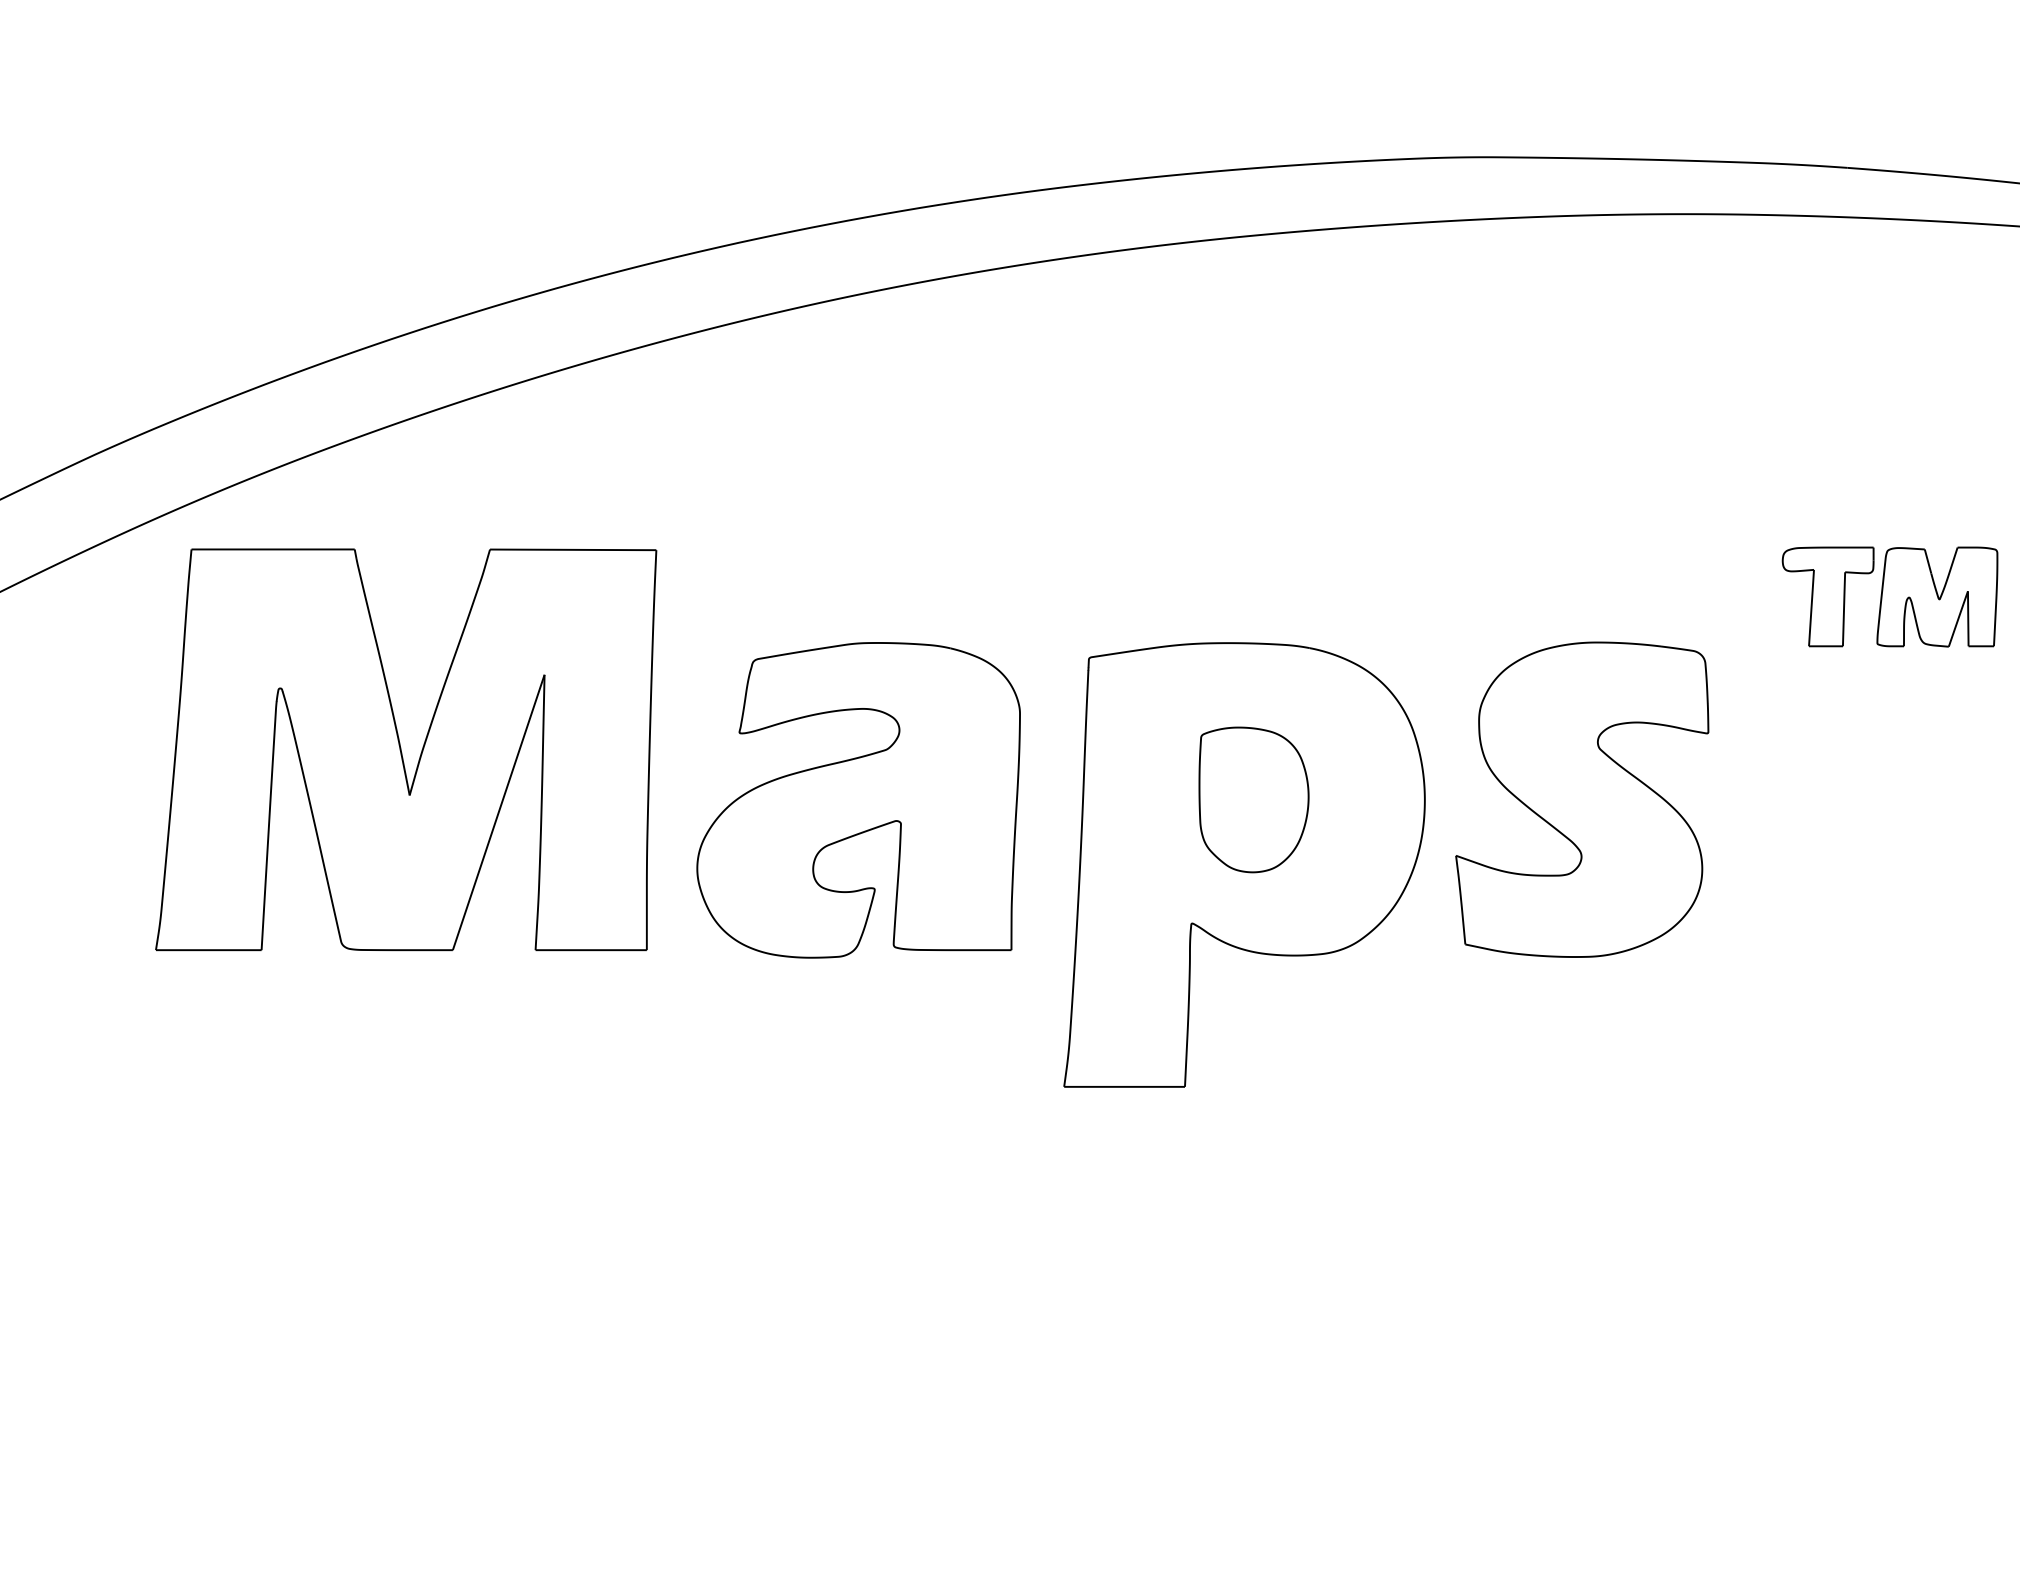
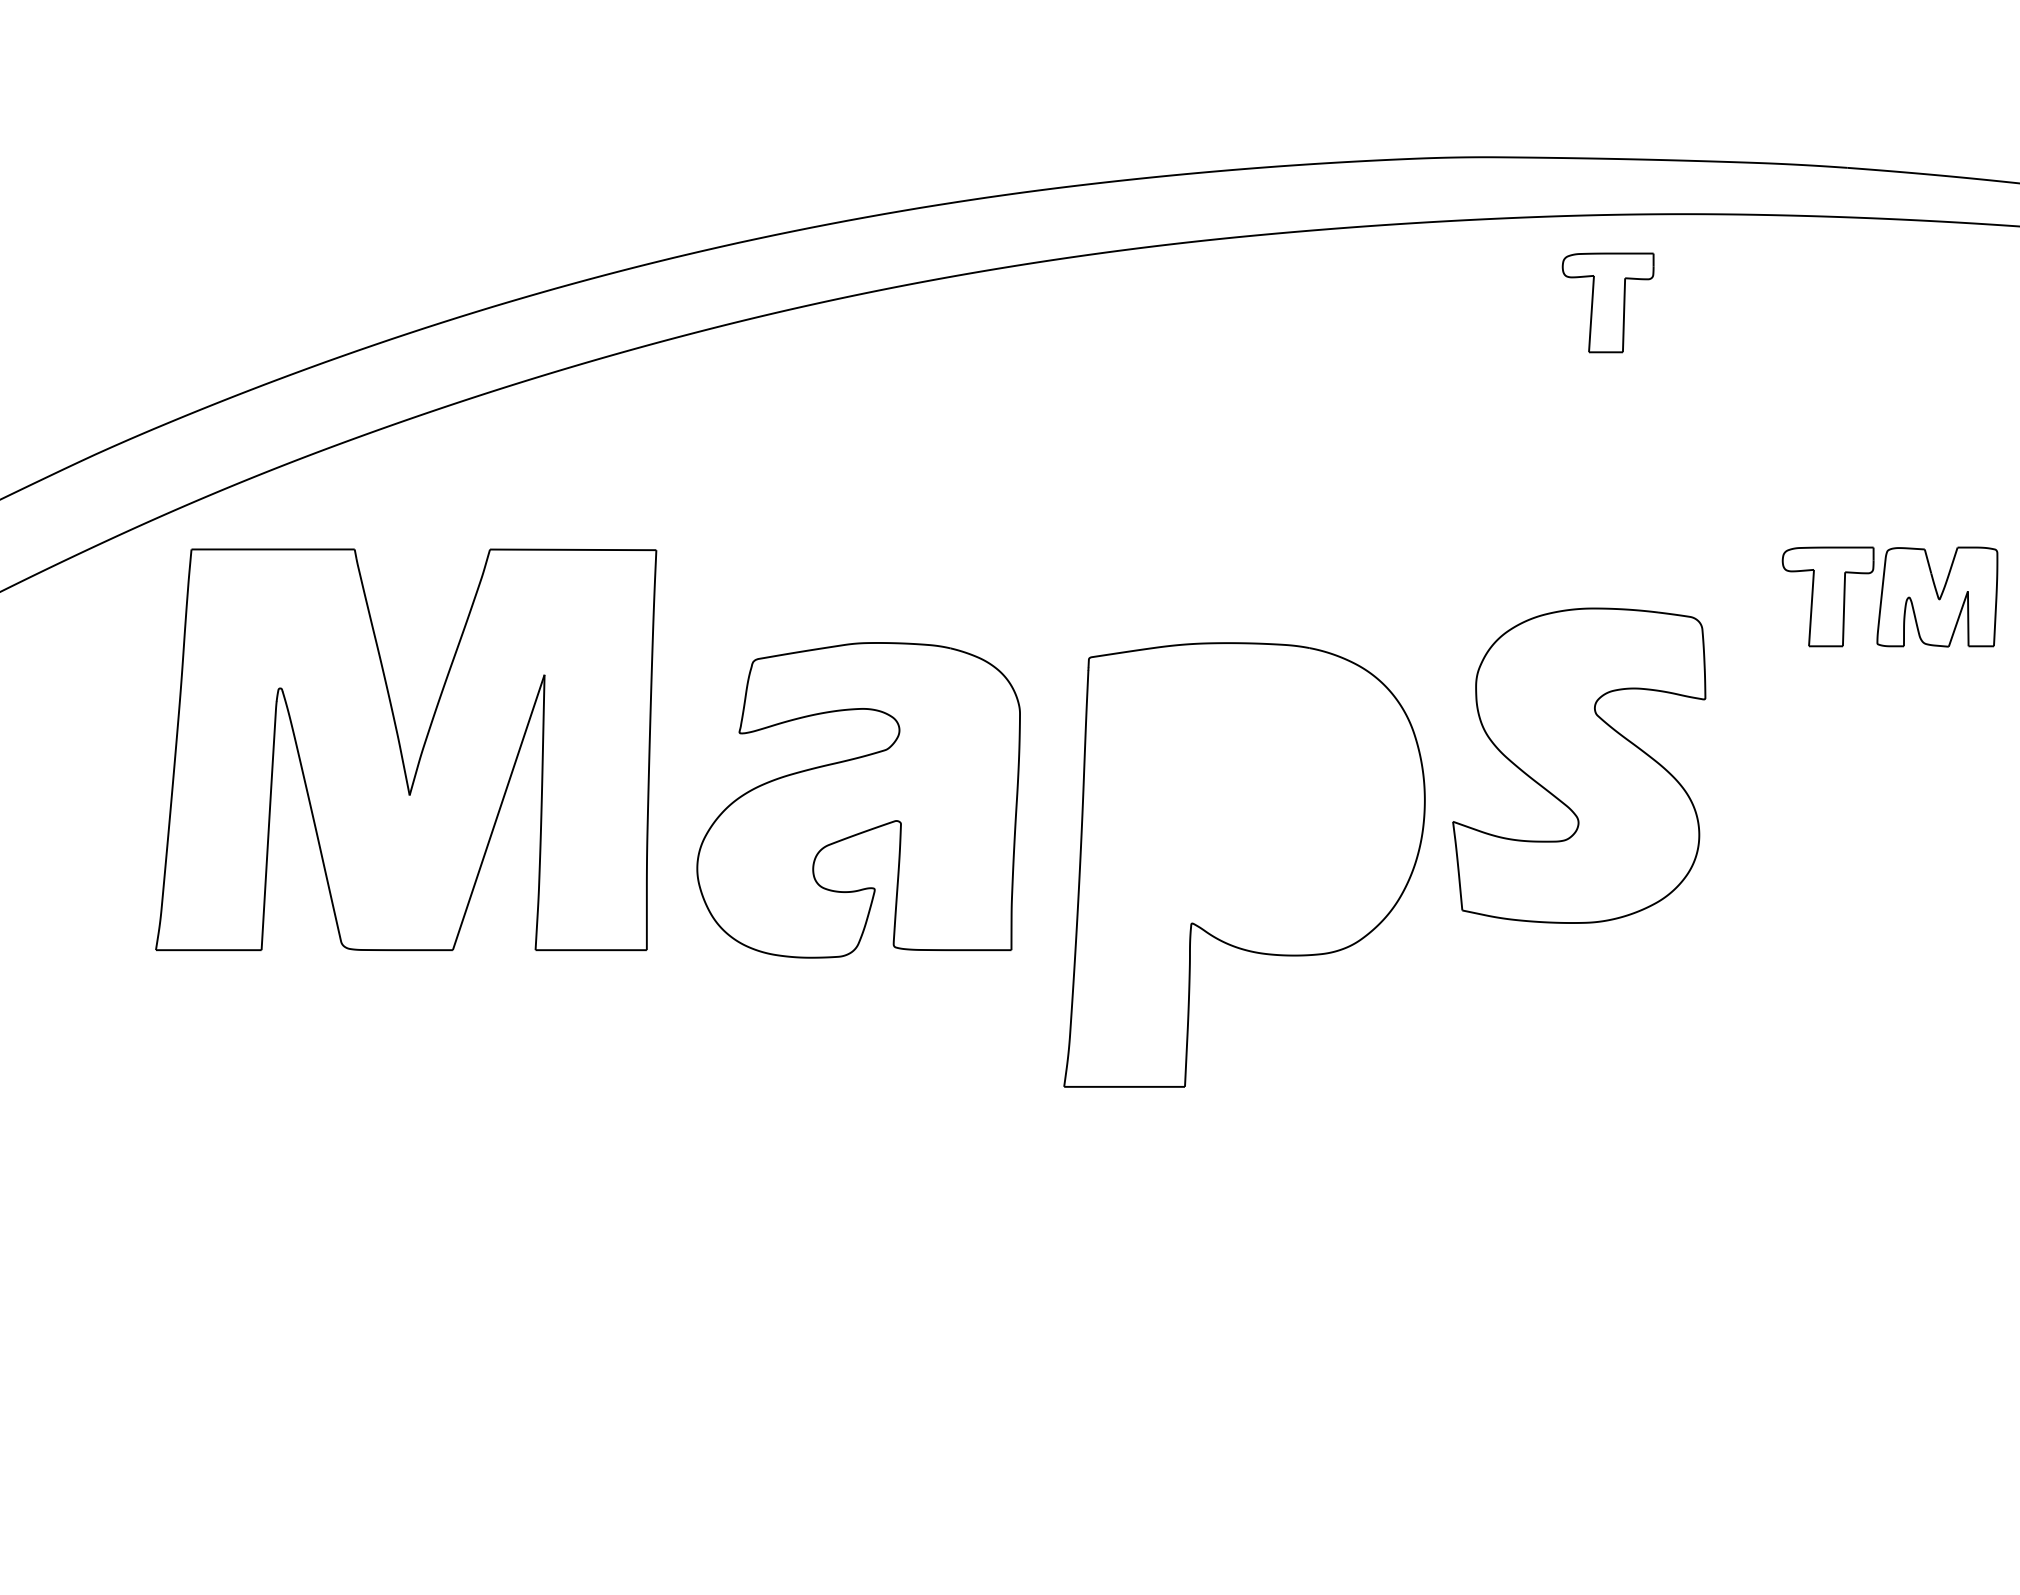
part: none -> present (1607, 302)
part: present -> none (1253, 799)
part position: (1582, 799) -> (1579, 765) (1579, 765)
